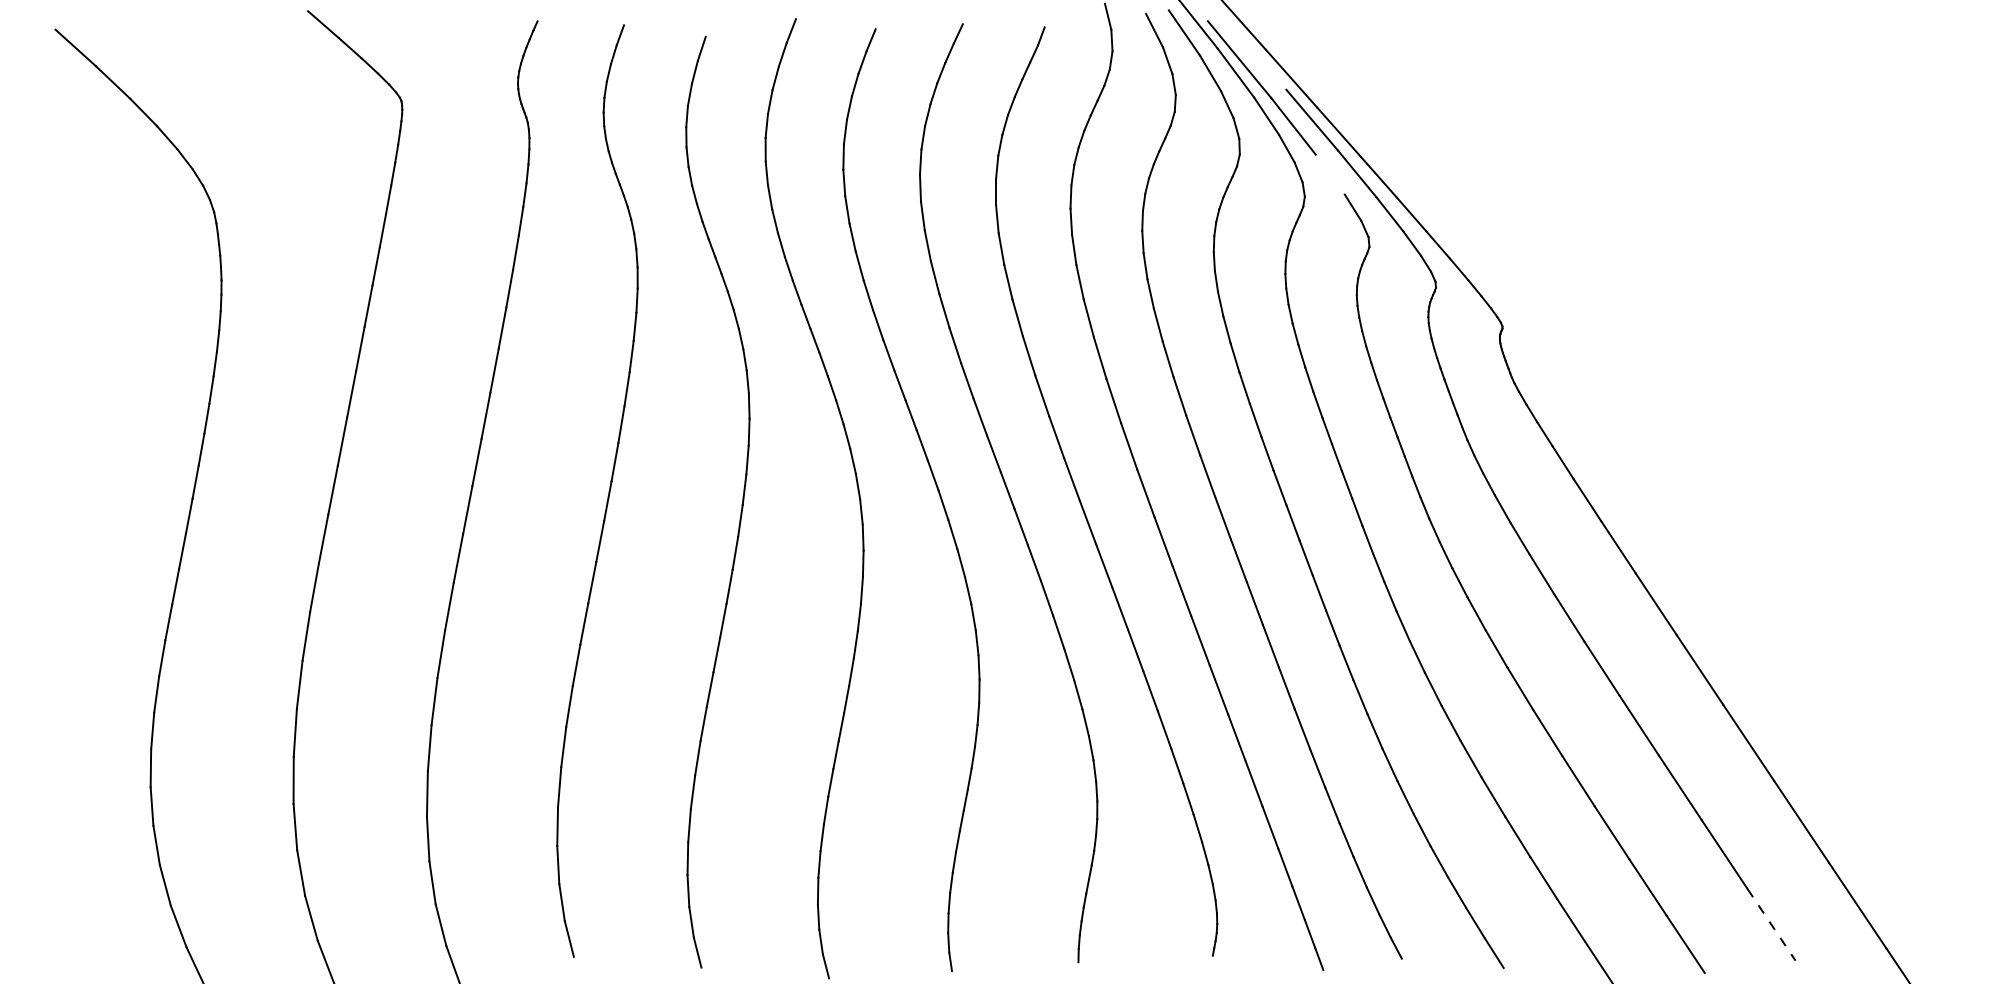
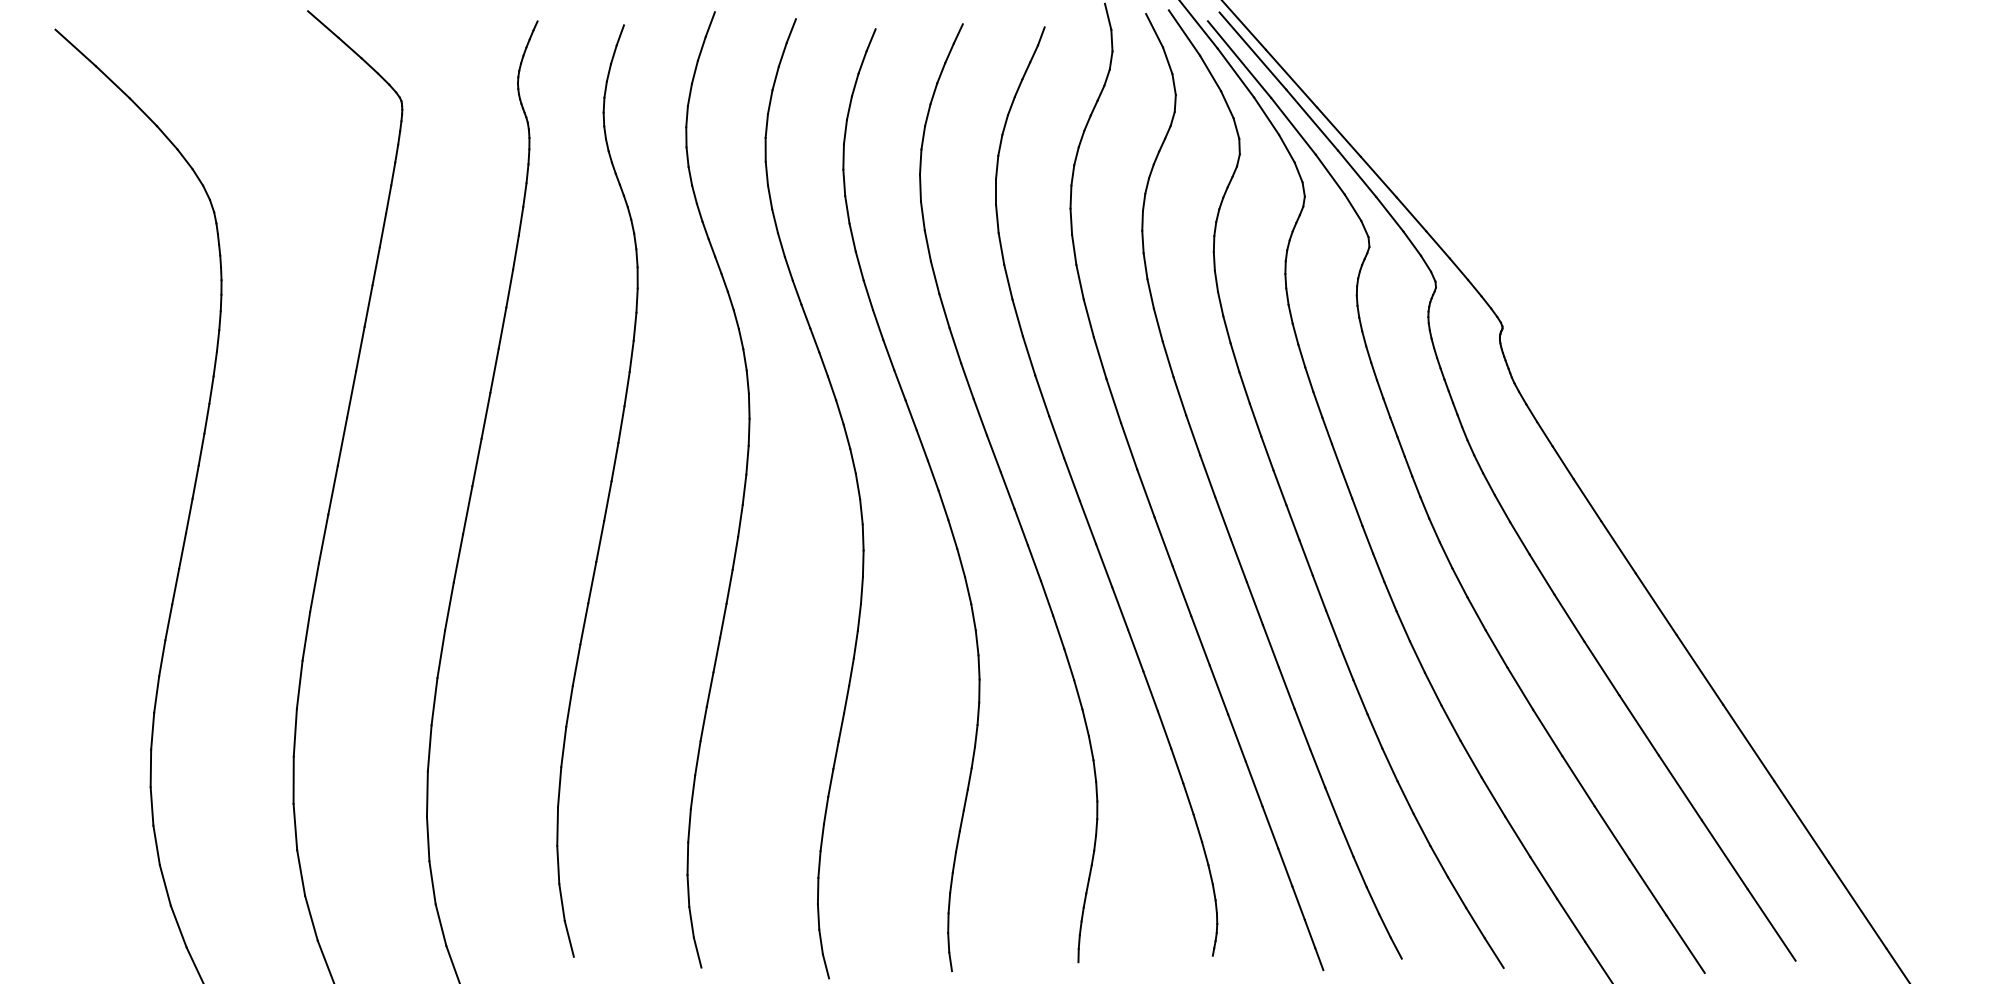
line: none -> present (709, 24)
line: none -> present (1252, 50)
line: none -> present (1329, 174)
line: dashed -> solid (1771, 925)
